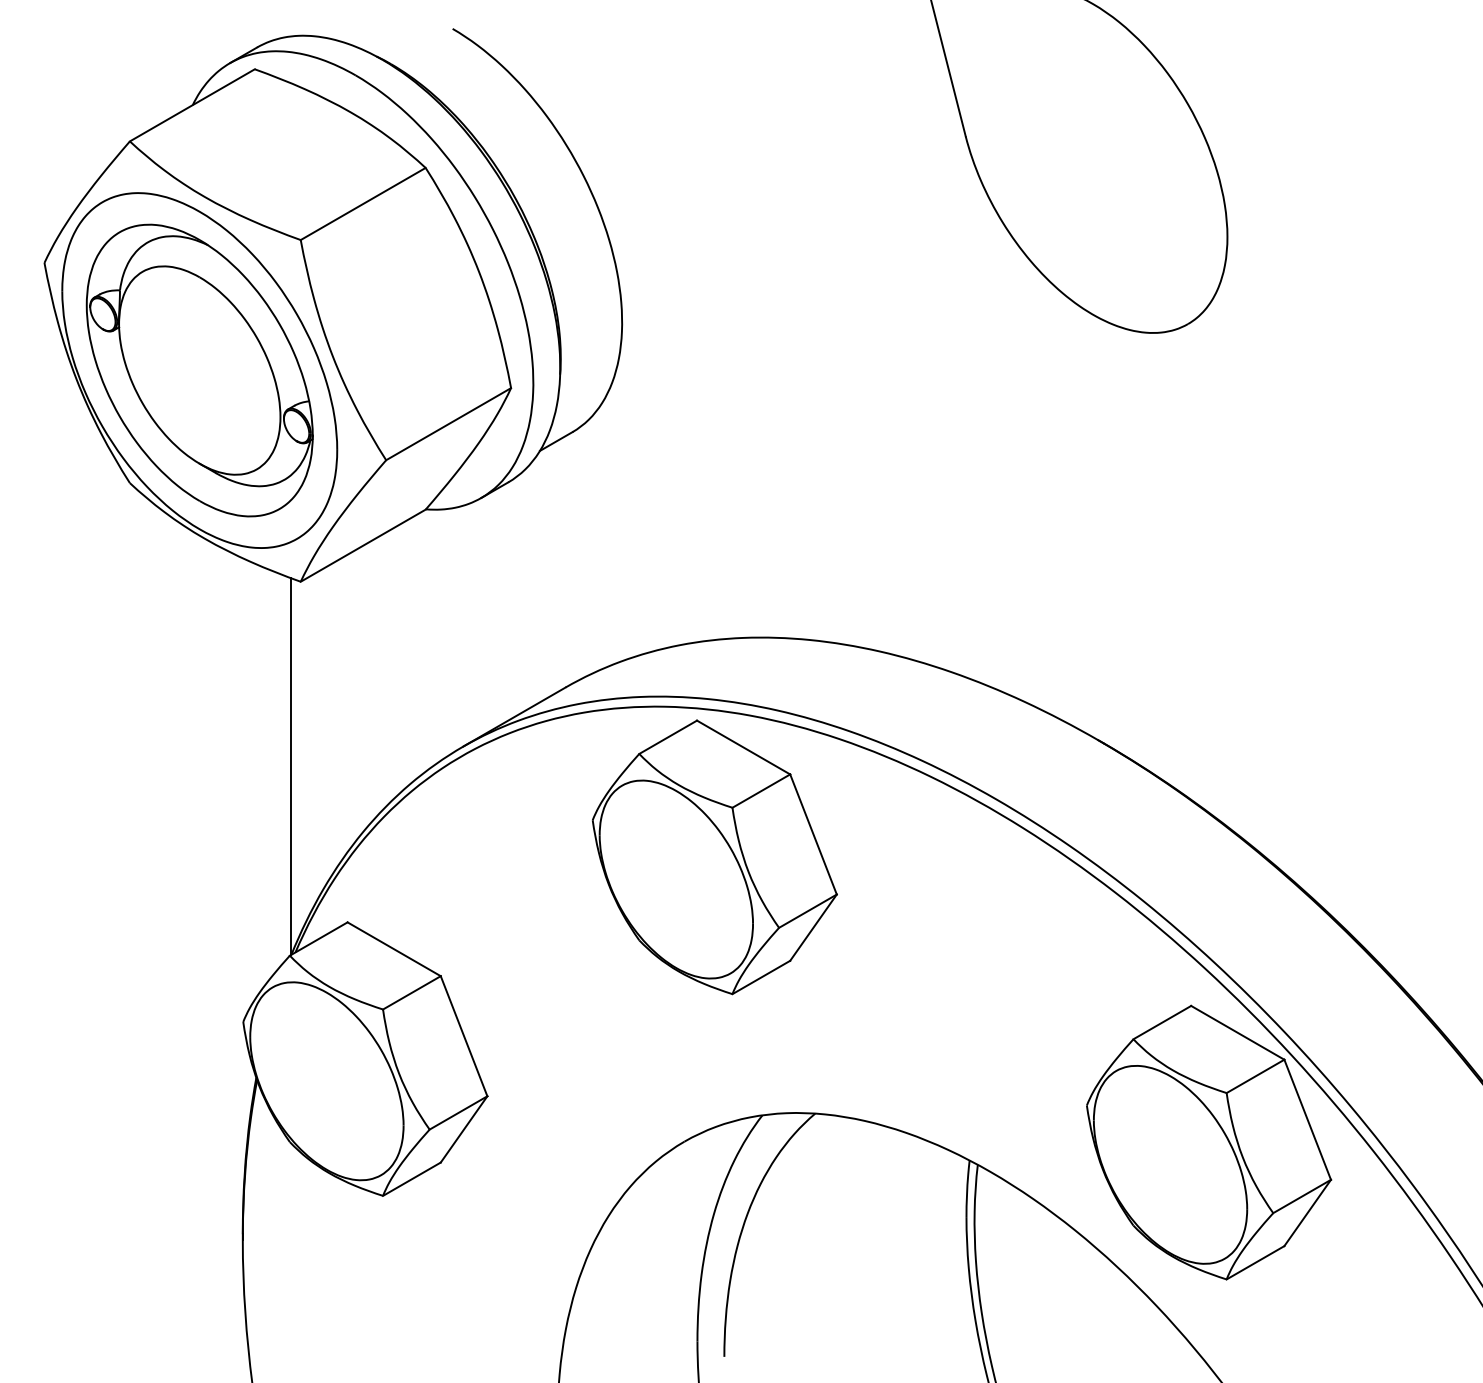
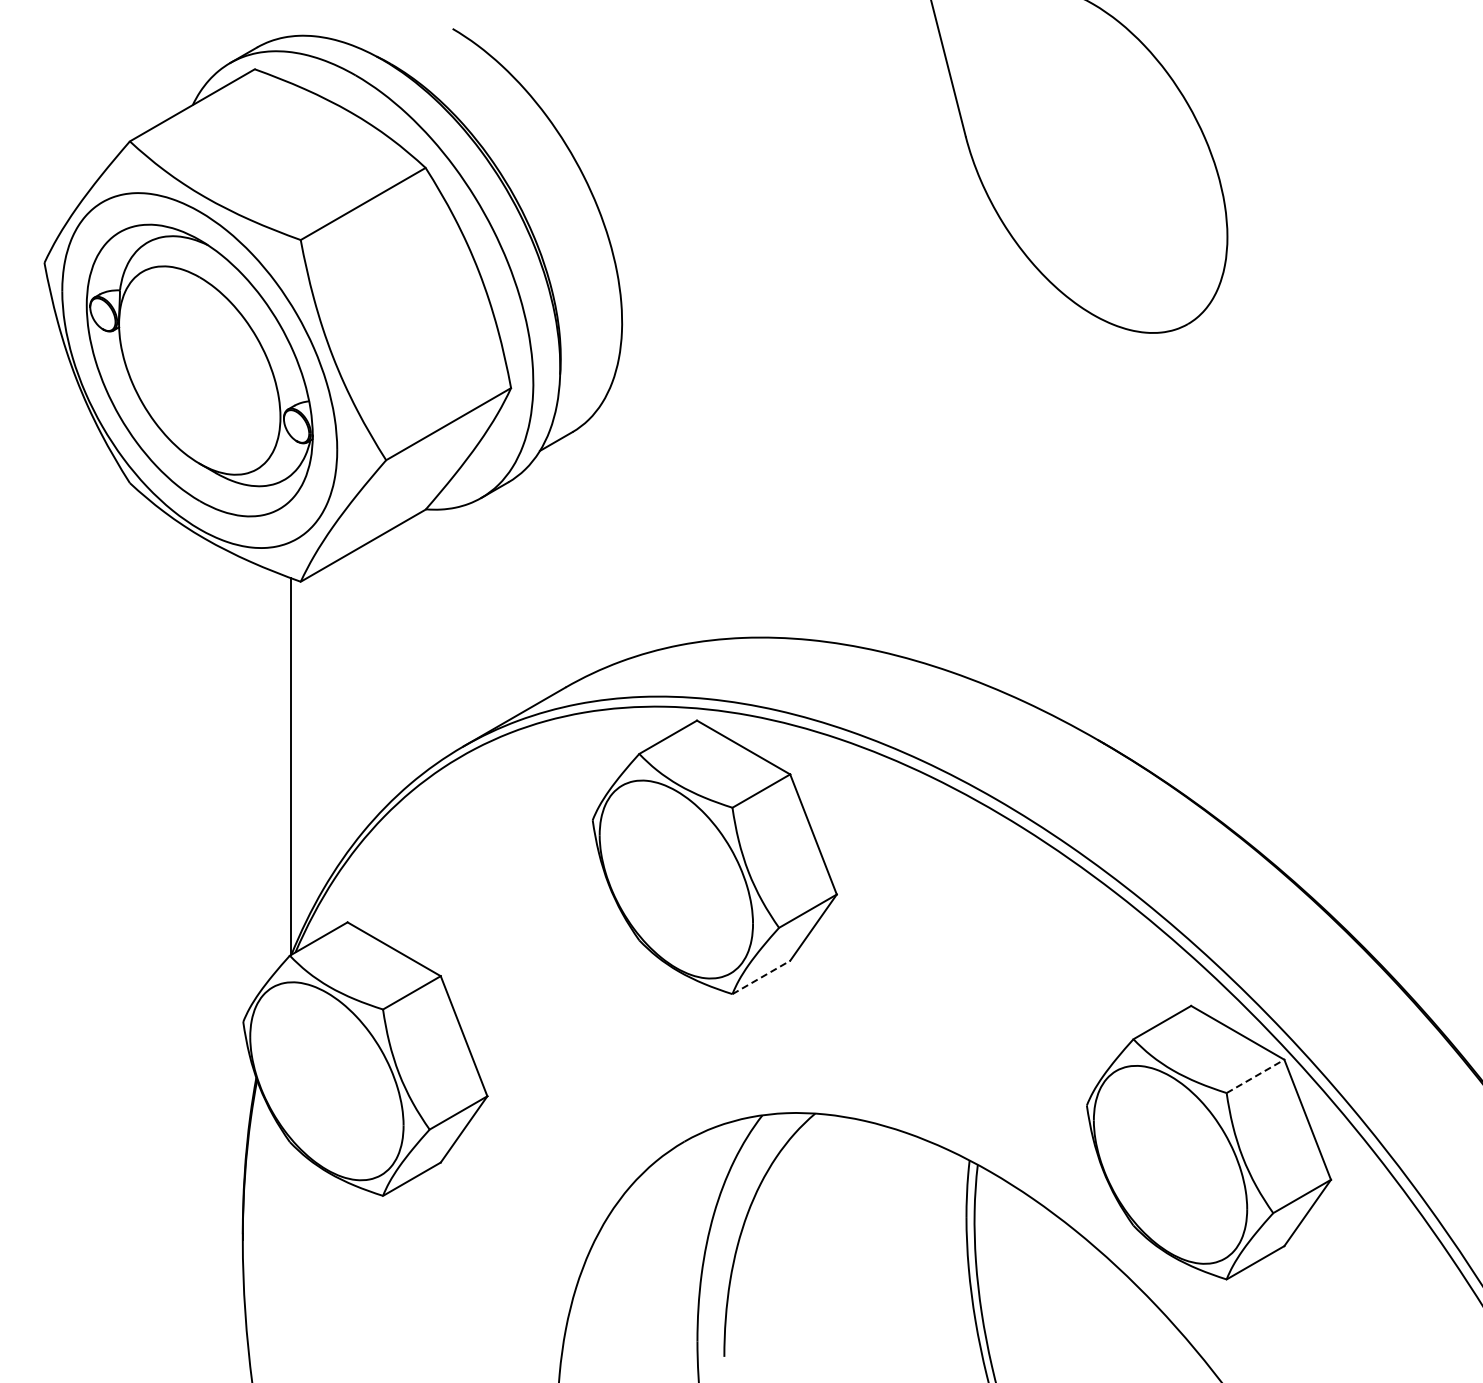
line: solid -> dashed (761, 977)
line: solid -> dashed (1255, 1076)
